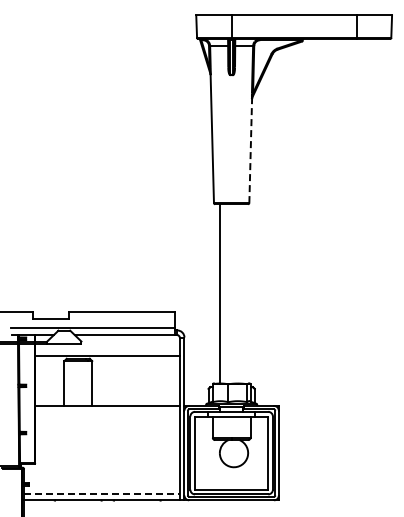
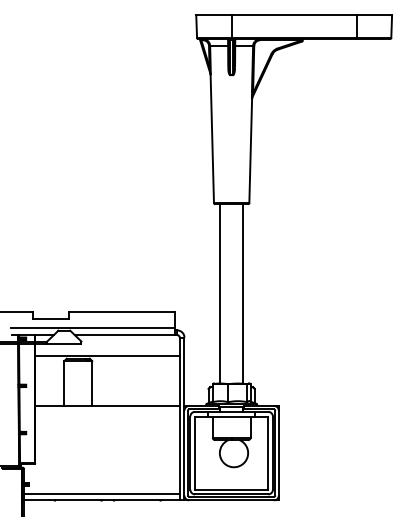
line: dashed -> solid (250, 150)
line: none -> present (243, 293)
line: dashed -> solid (101, 494)
